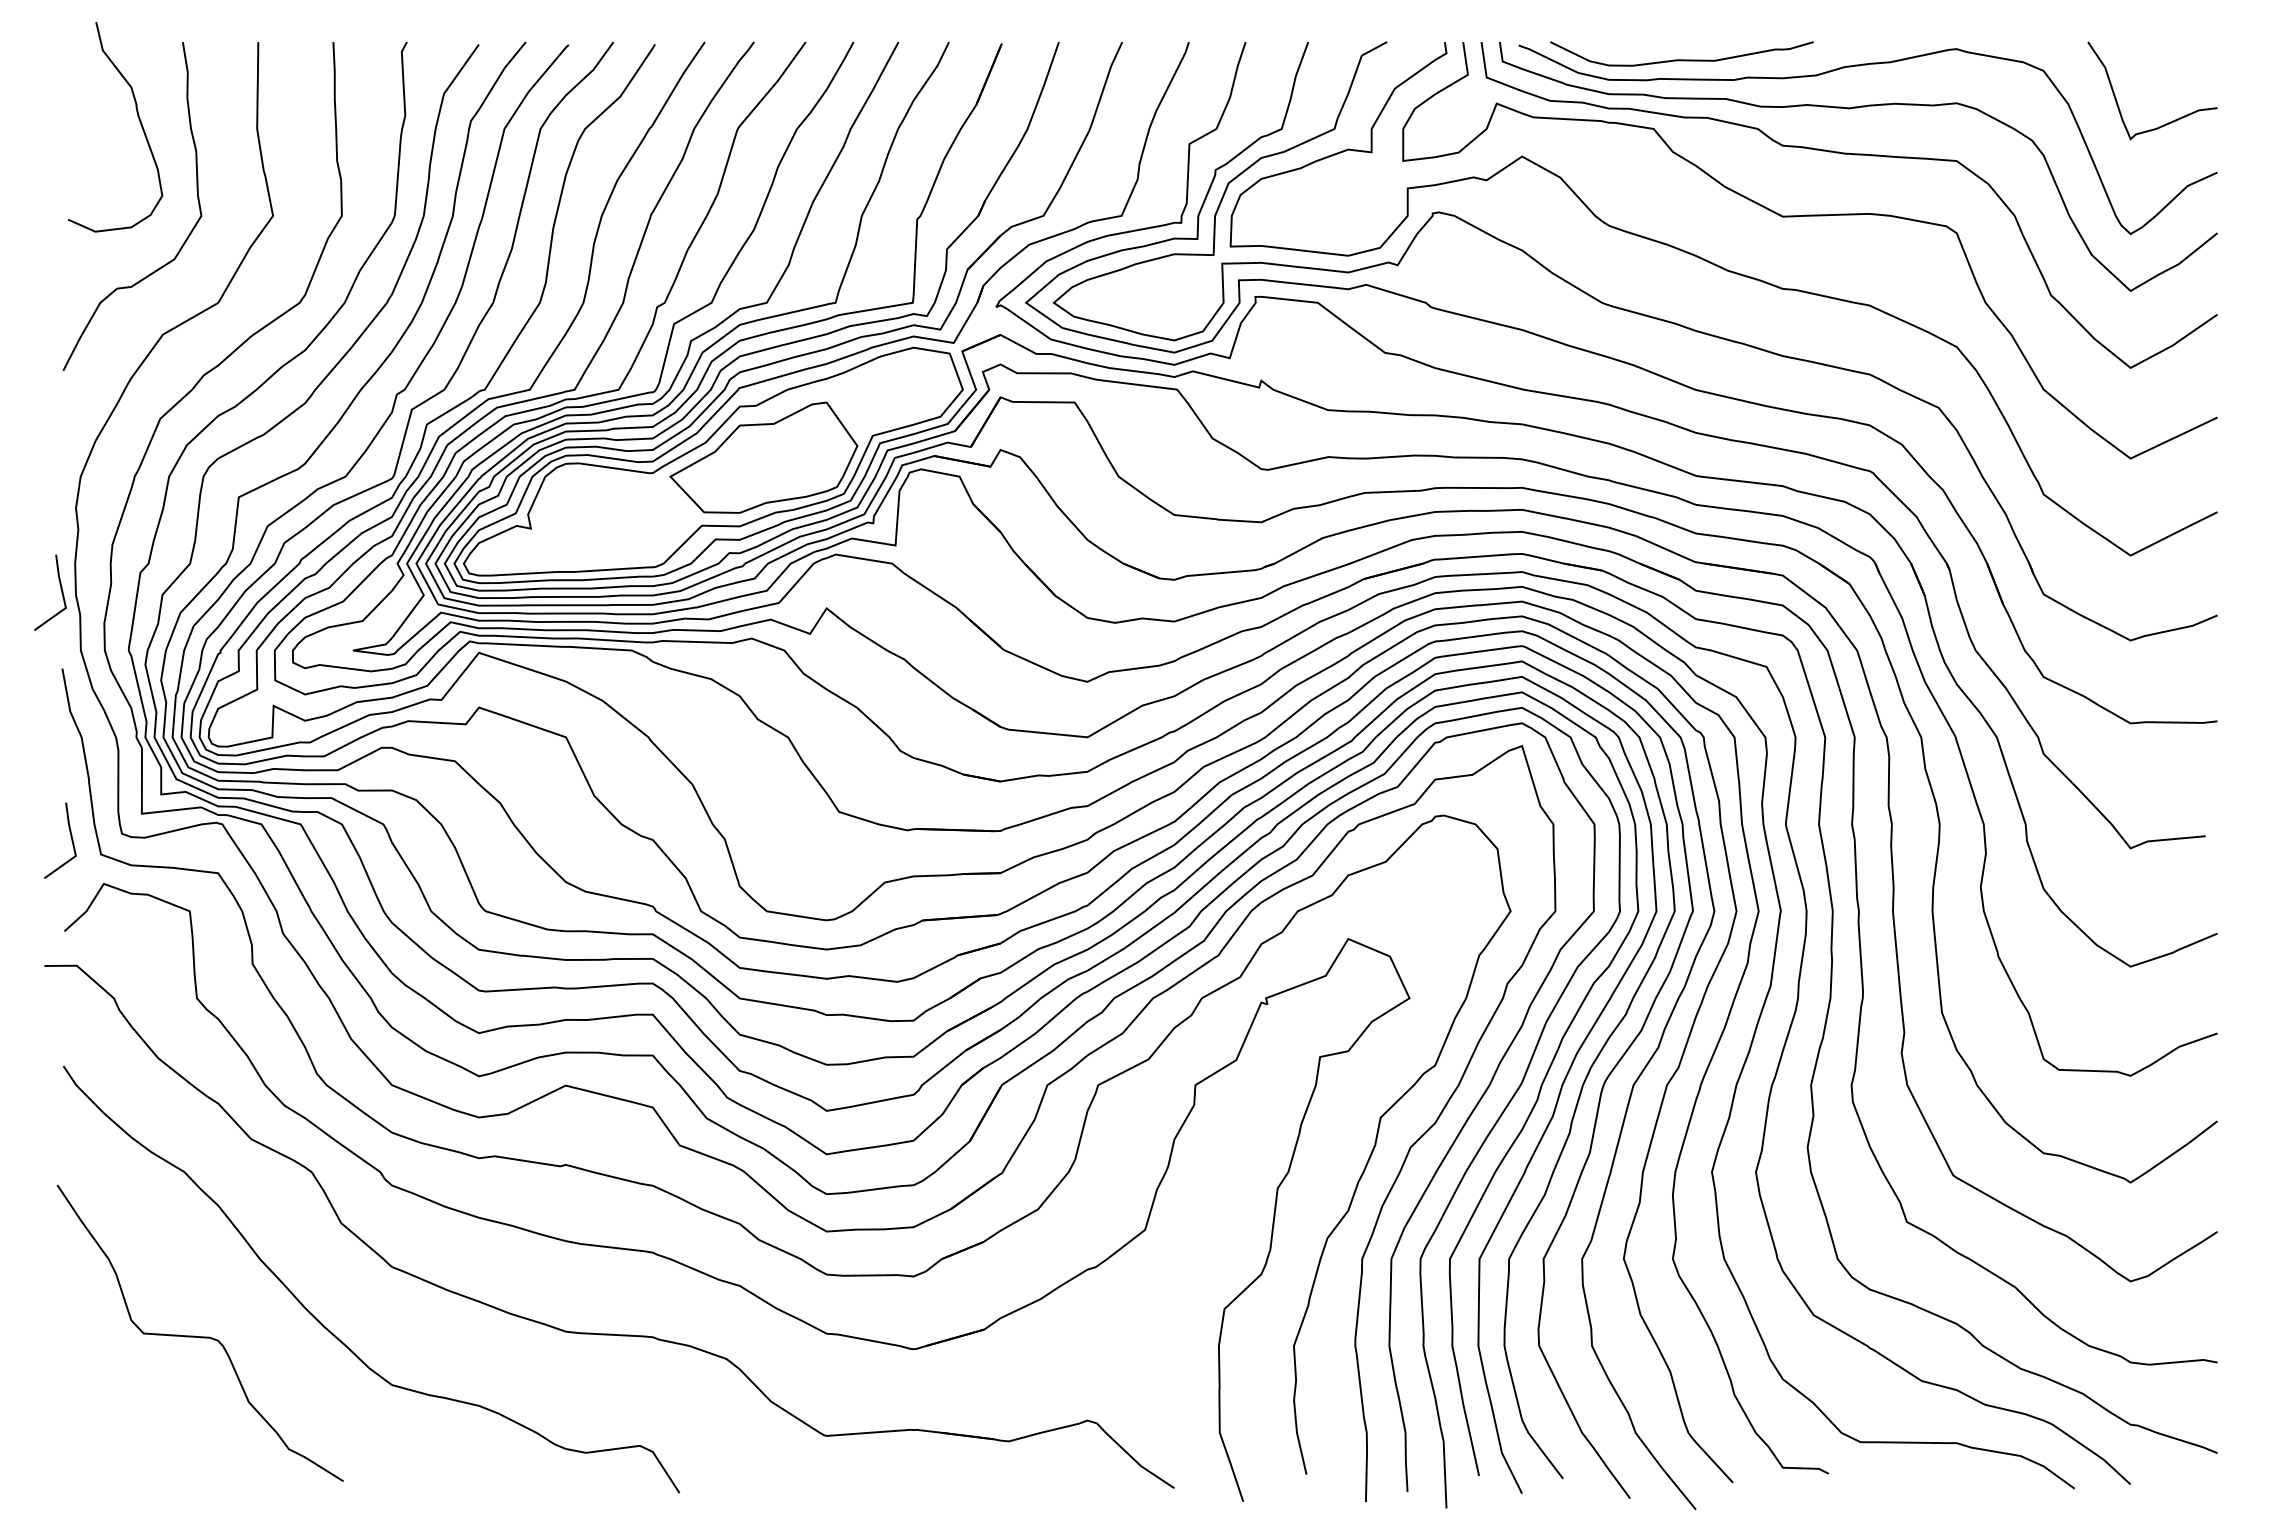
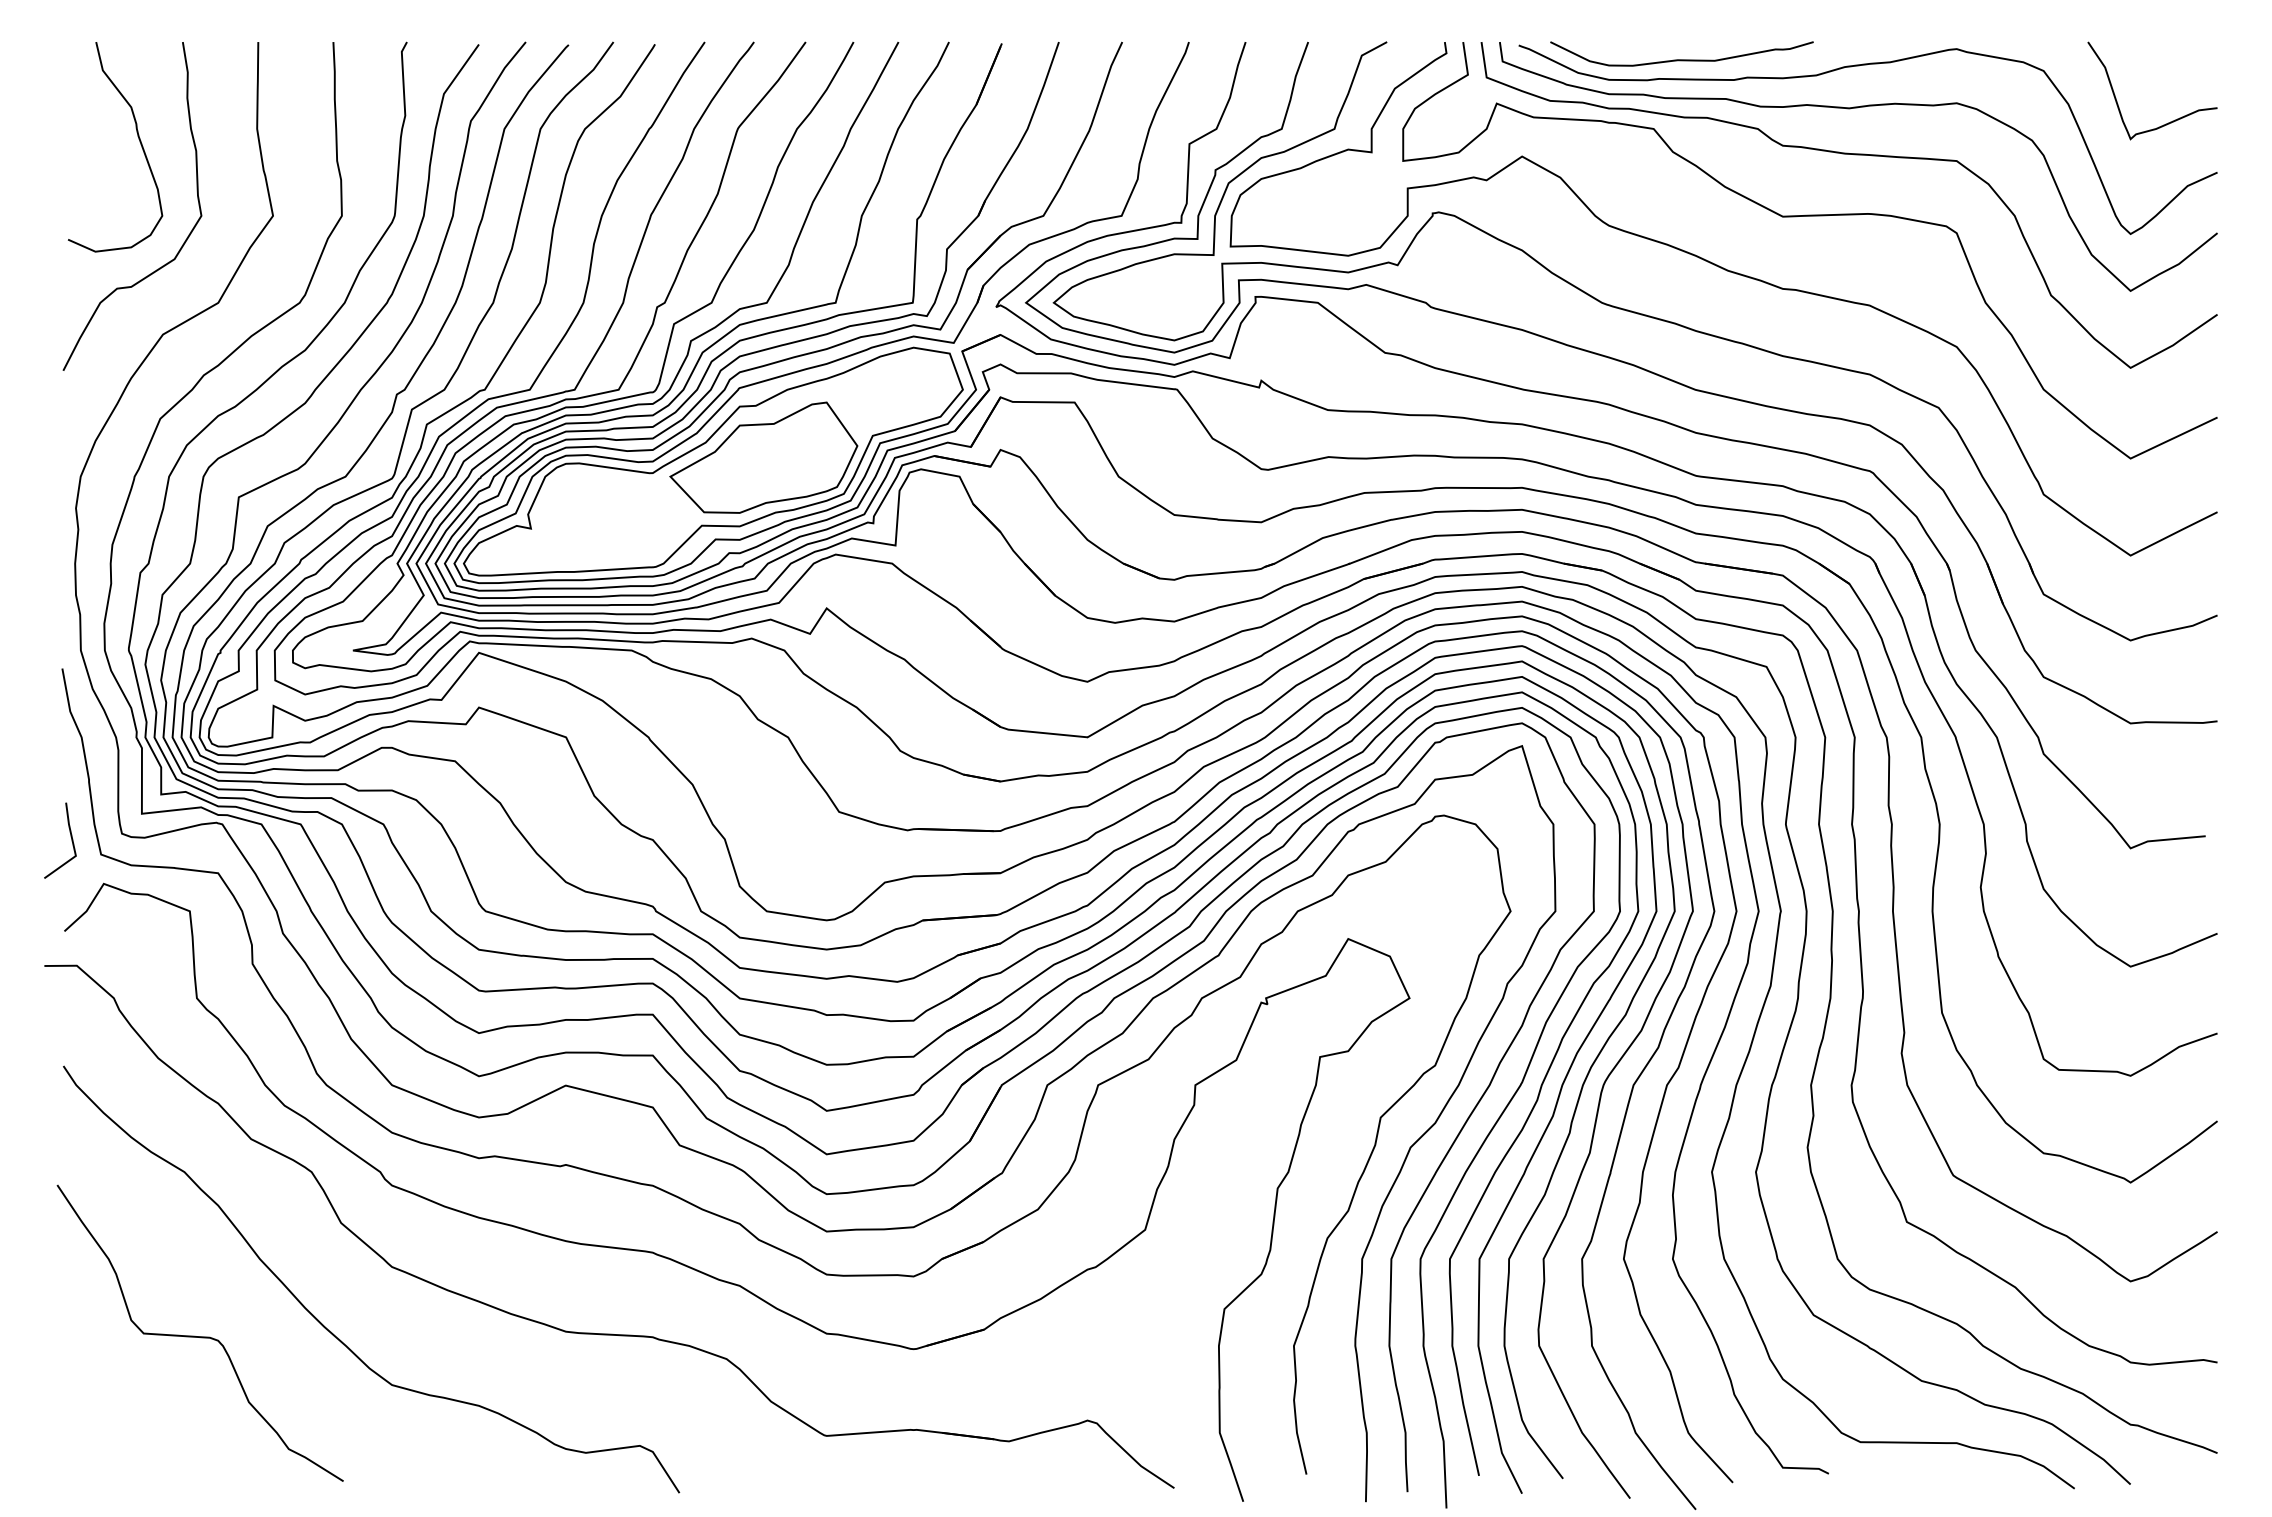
curve position: (138, 119) -> (138, 139) (138, 139)
line: present -> none (60, 588)
